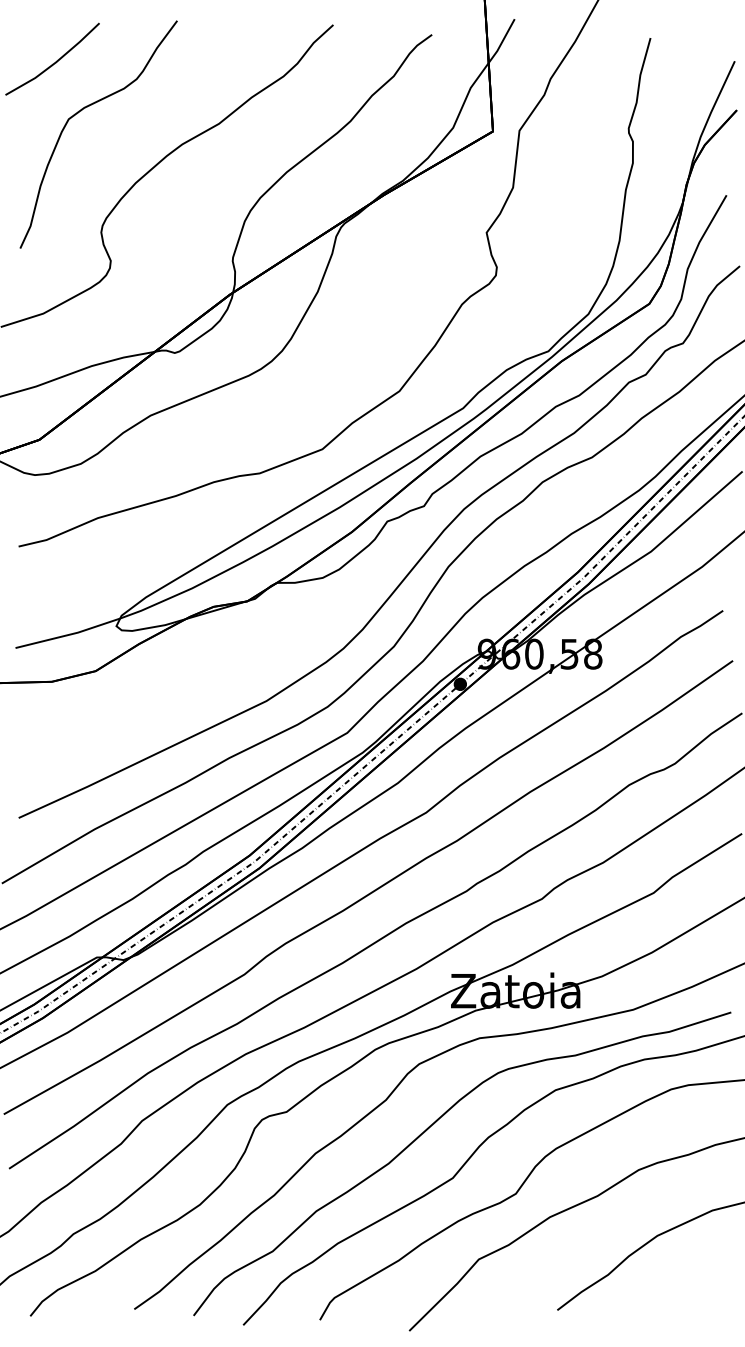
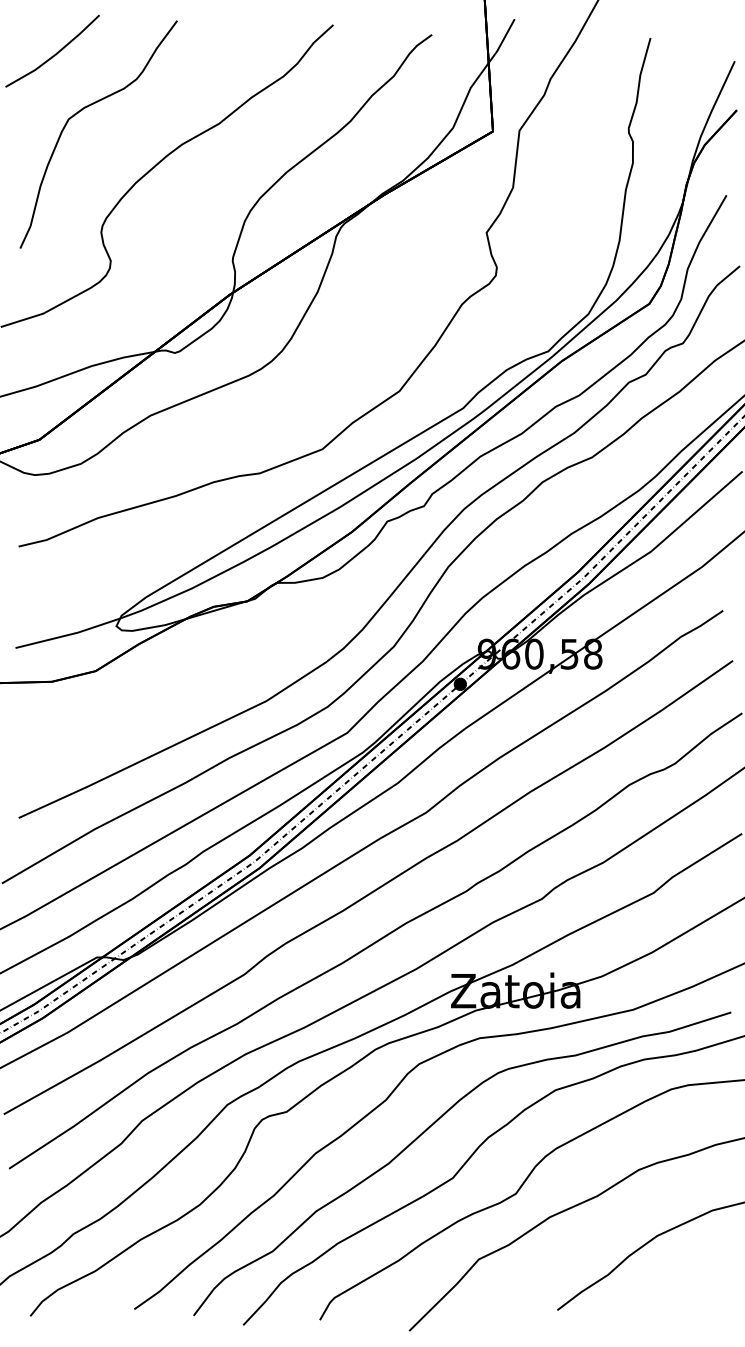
line position: (55, 61) -> (55, 53) (55, 53)
